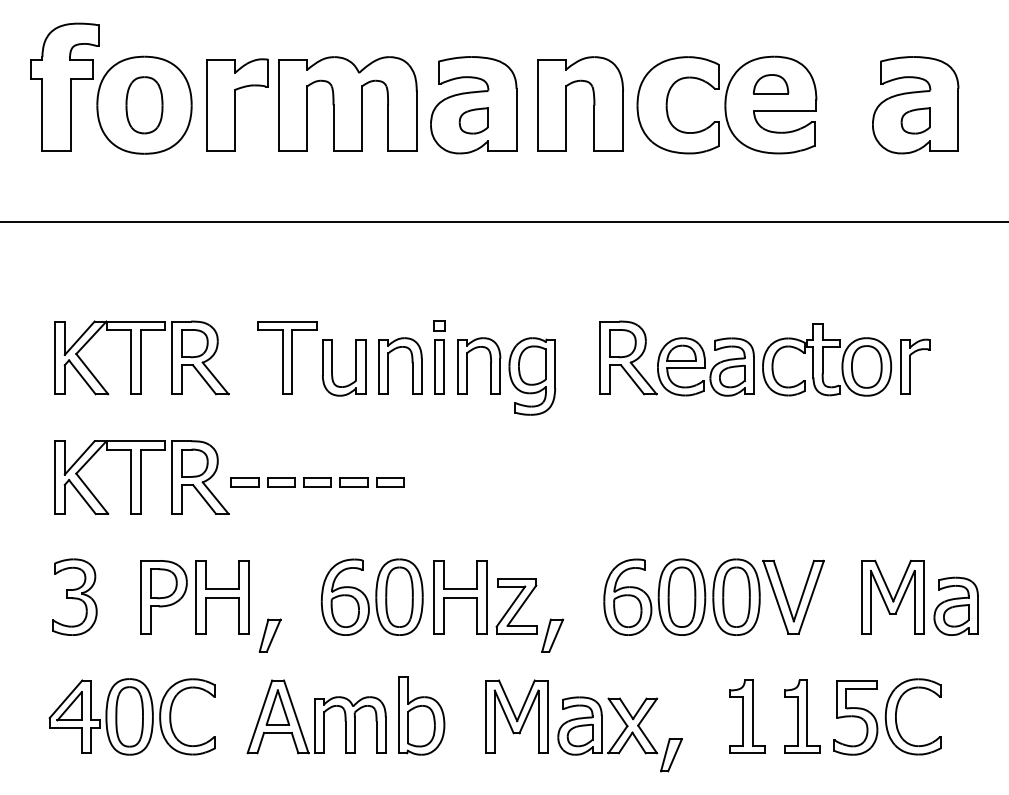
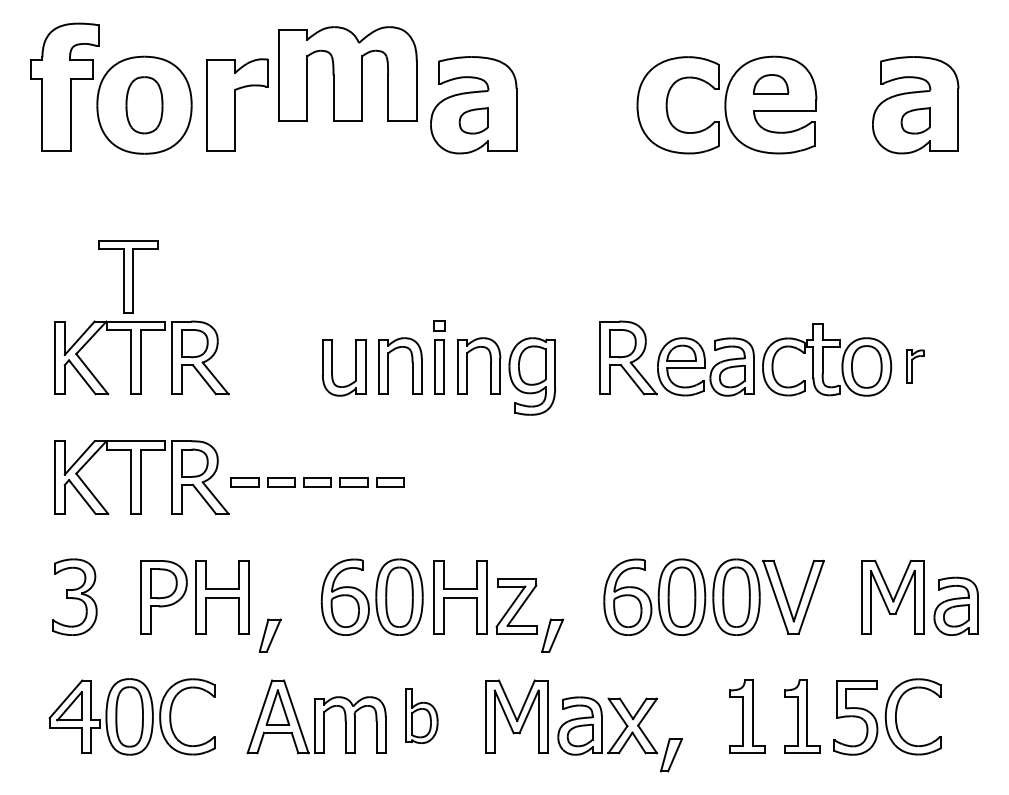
part position: (347, 103) -> (347, 73) (347, 73)
part: present -> none (593, 103)
line: present -> none (503, 221)
part position: (287, 357) -> (128, 276) (128, 276)
part size: 31x57 px -> 19x35 px (915, 366)
part size: 48x80 px -> 34x56 px (421, 715)
